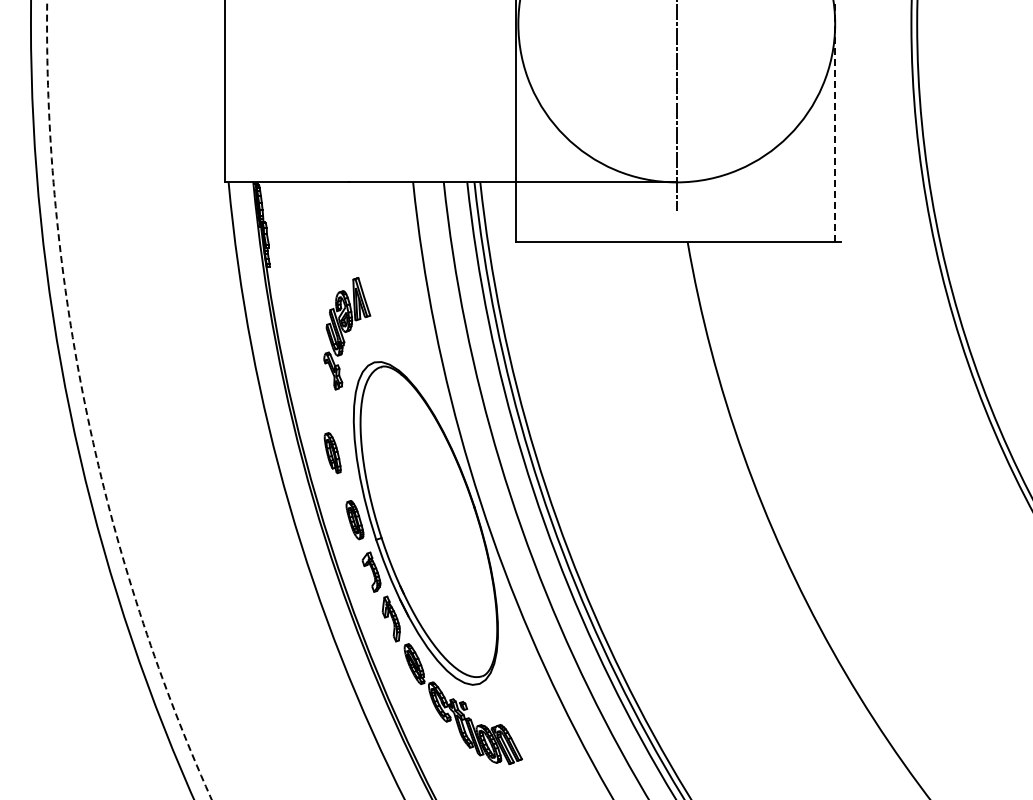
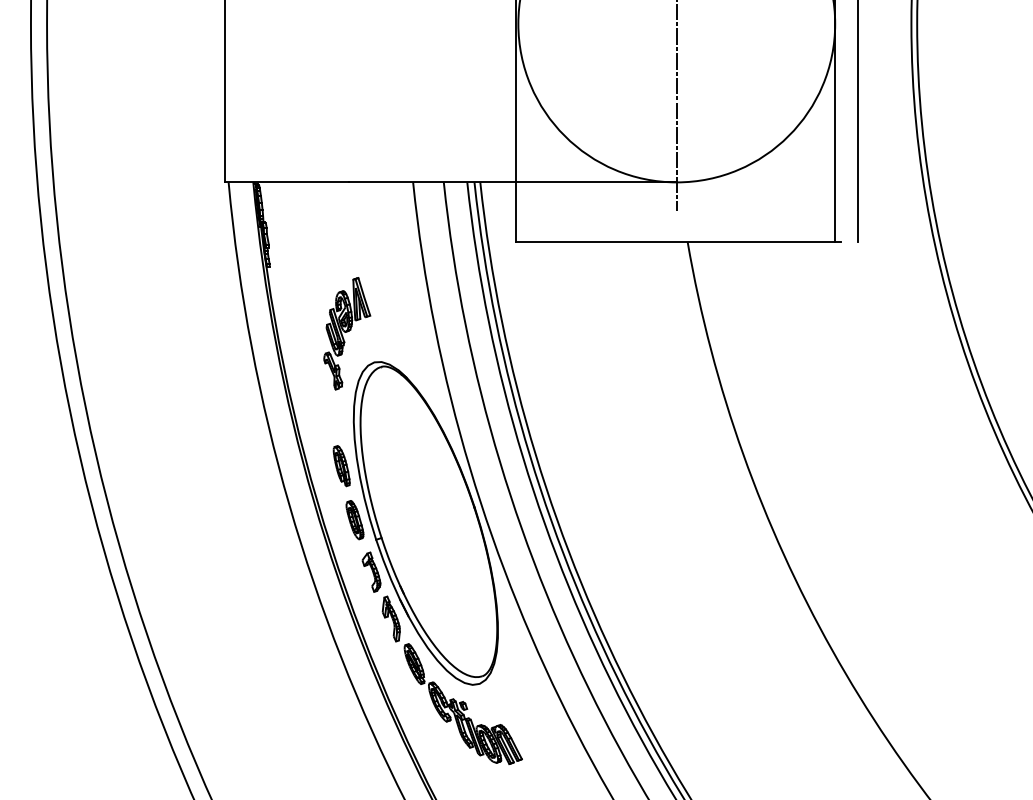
line: dashed -> solid (835, 121)
line: none -> present (858, 121)
circle: dashed -> solid (129, 399)
part position: (332, 453) -> (341, 466) (341, 466)
